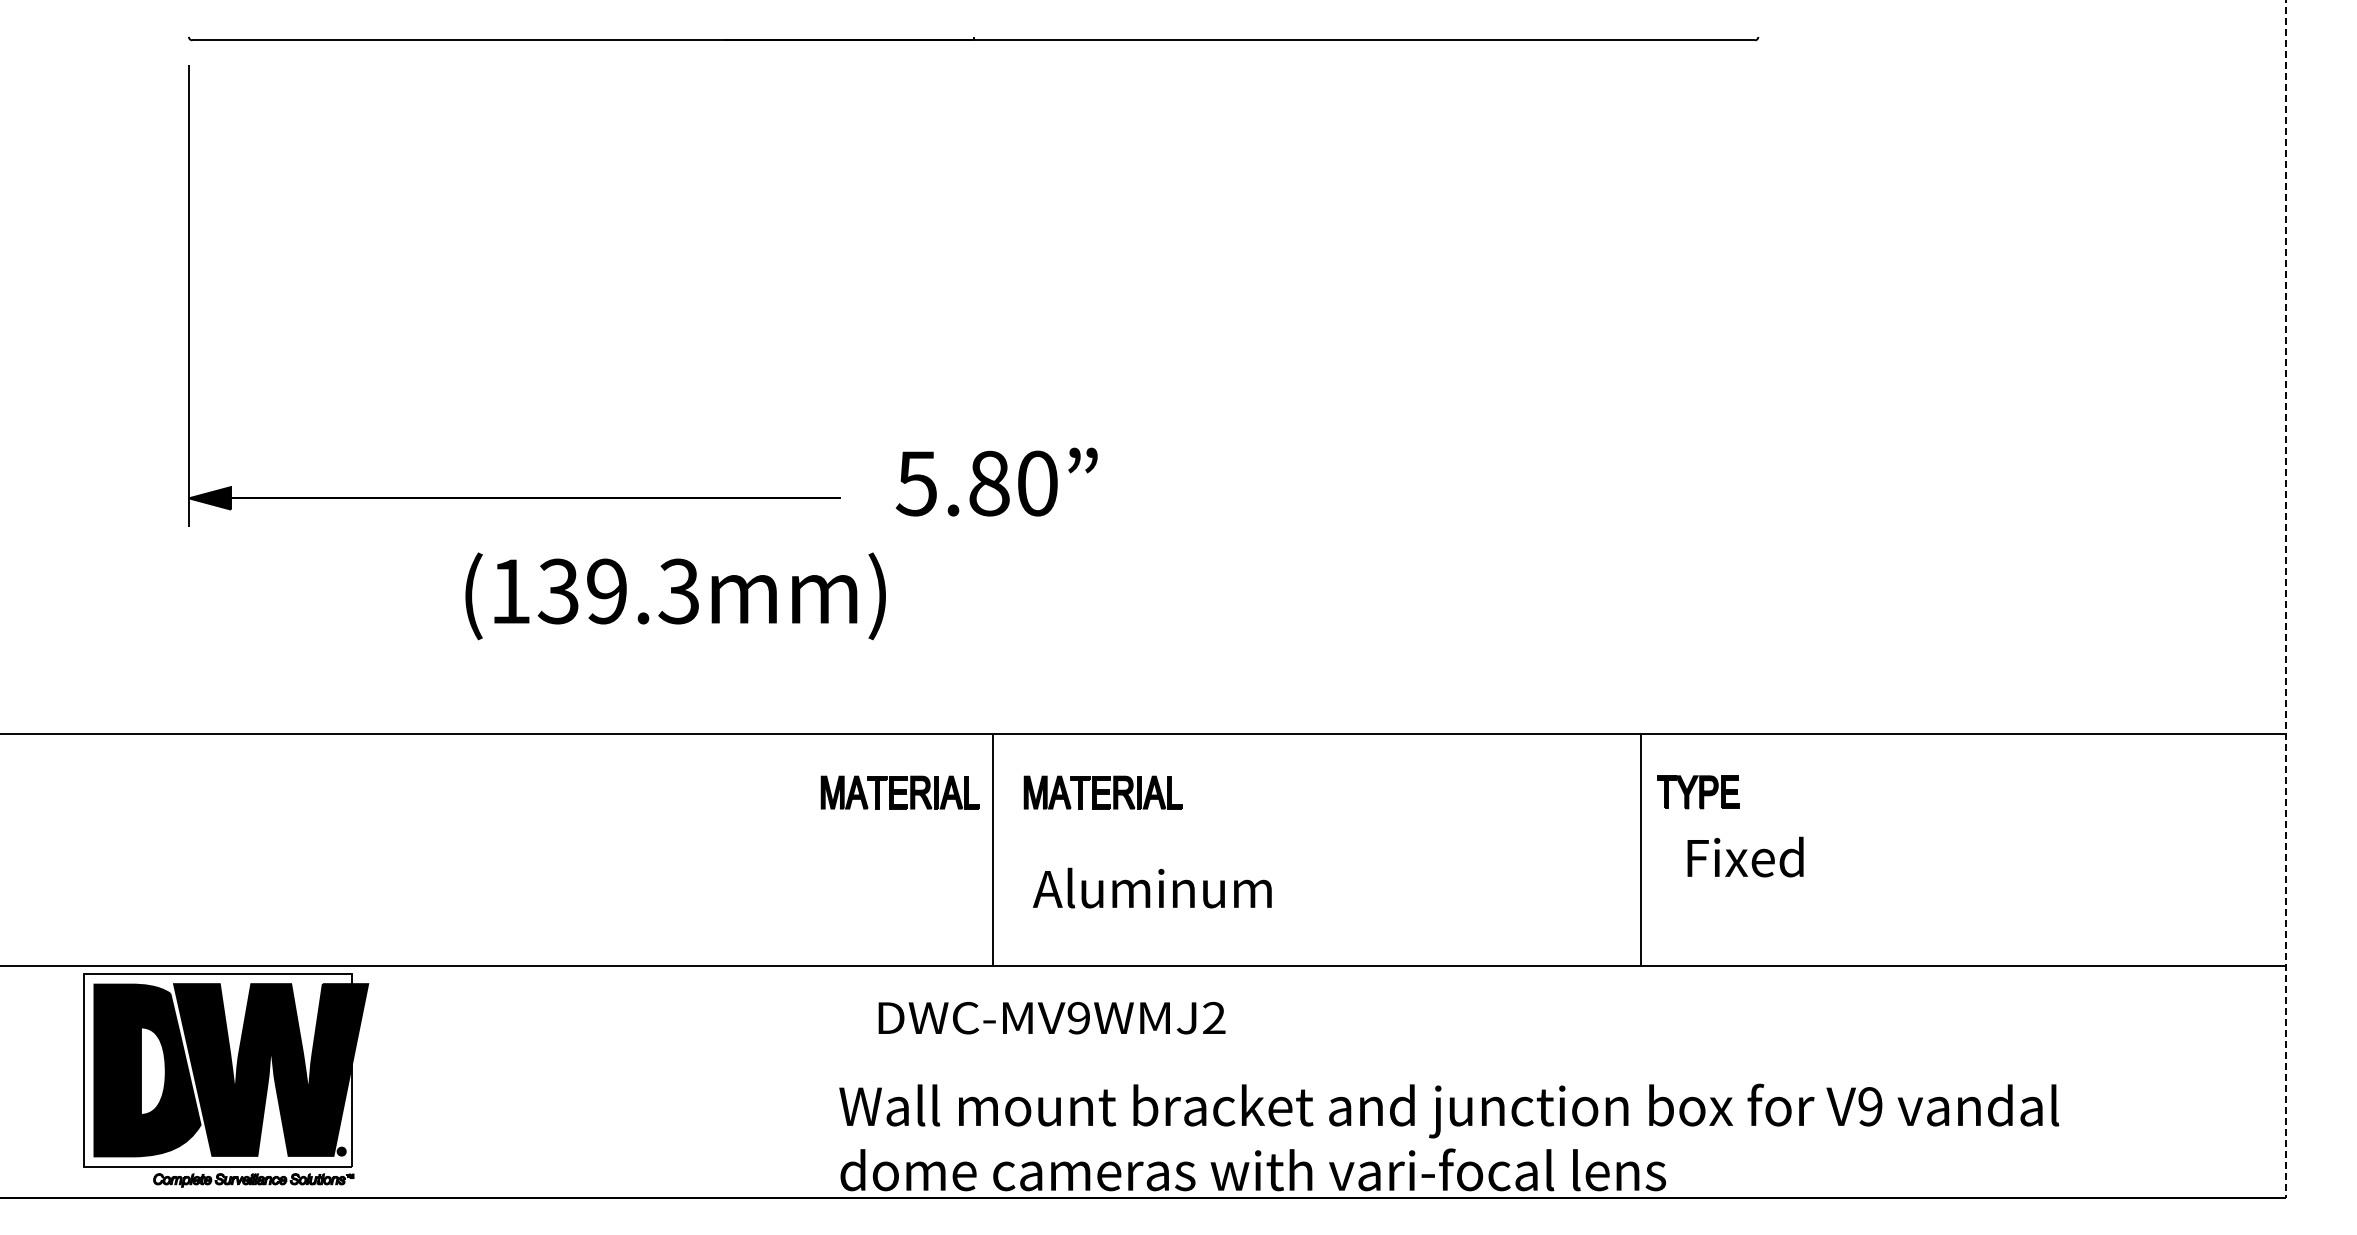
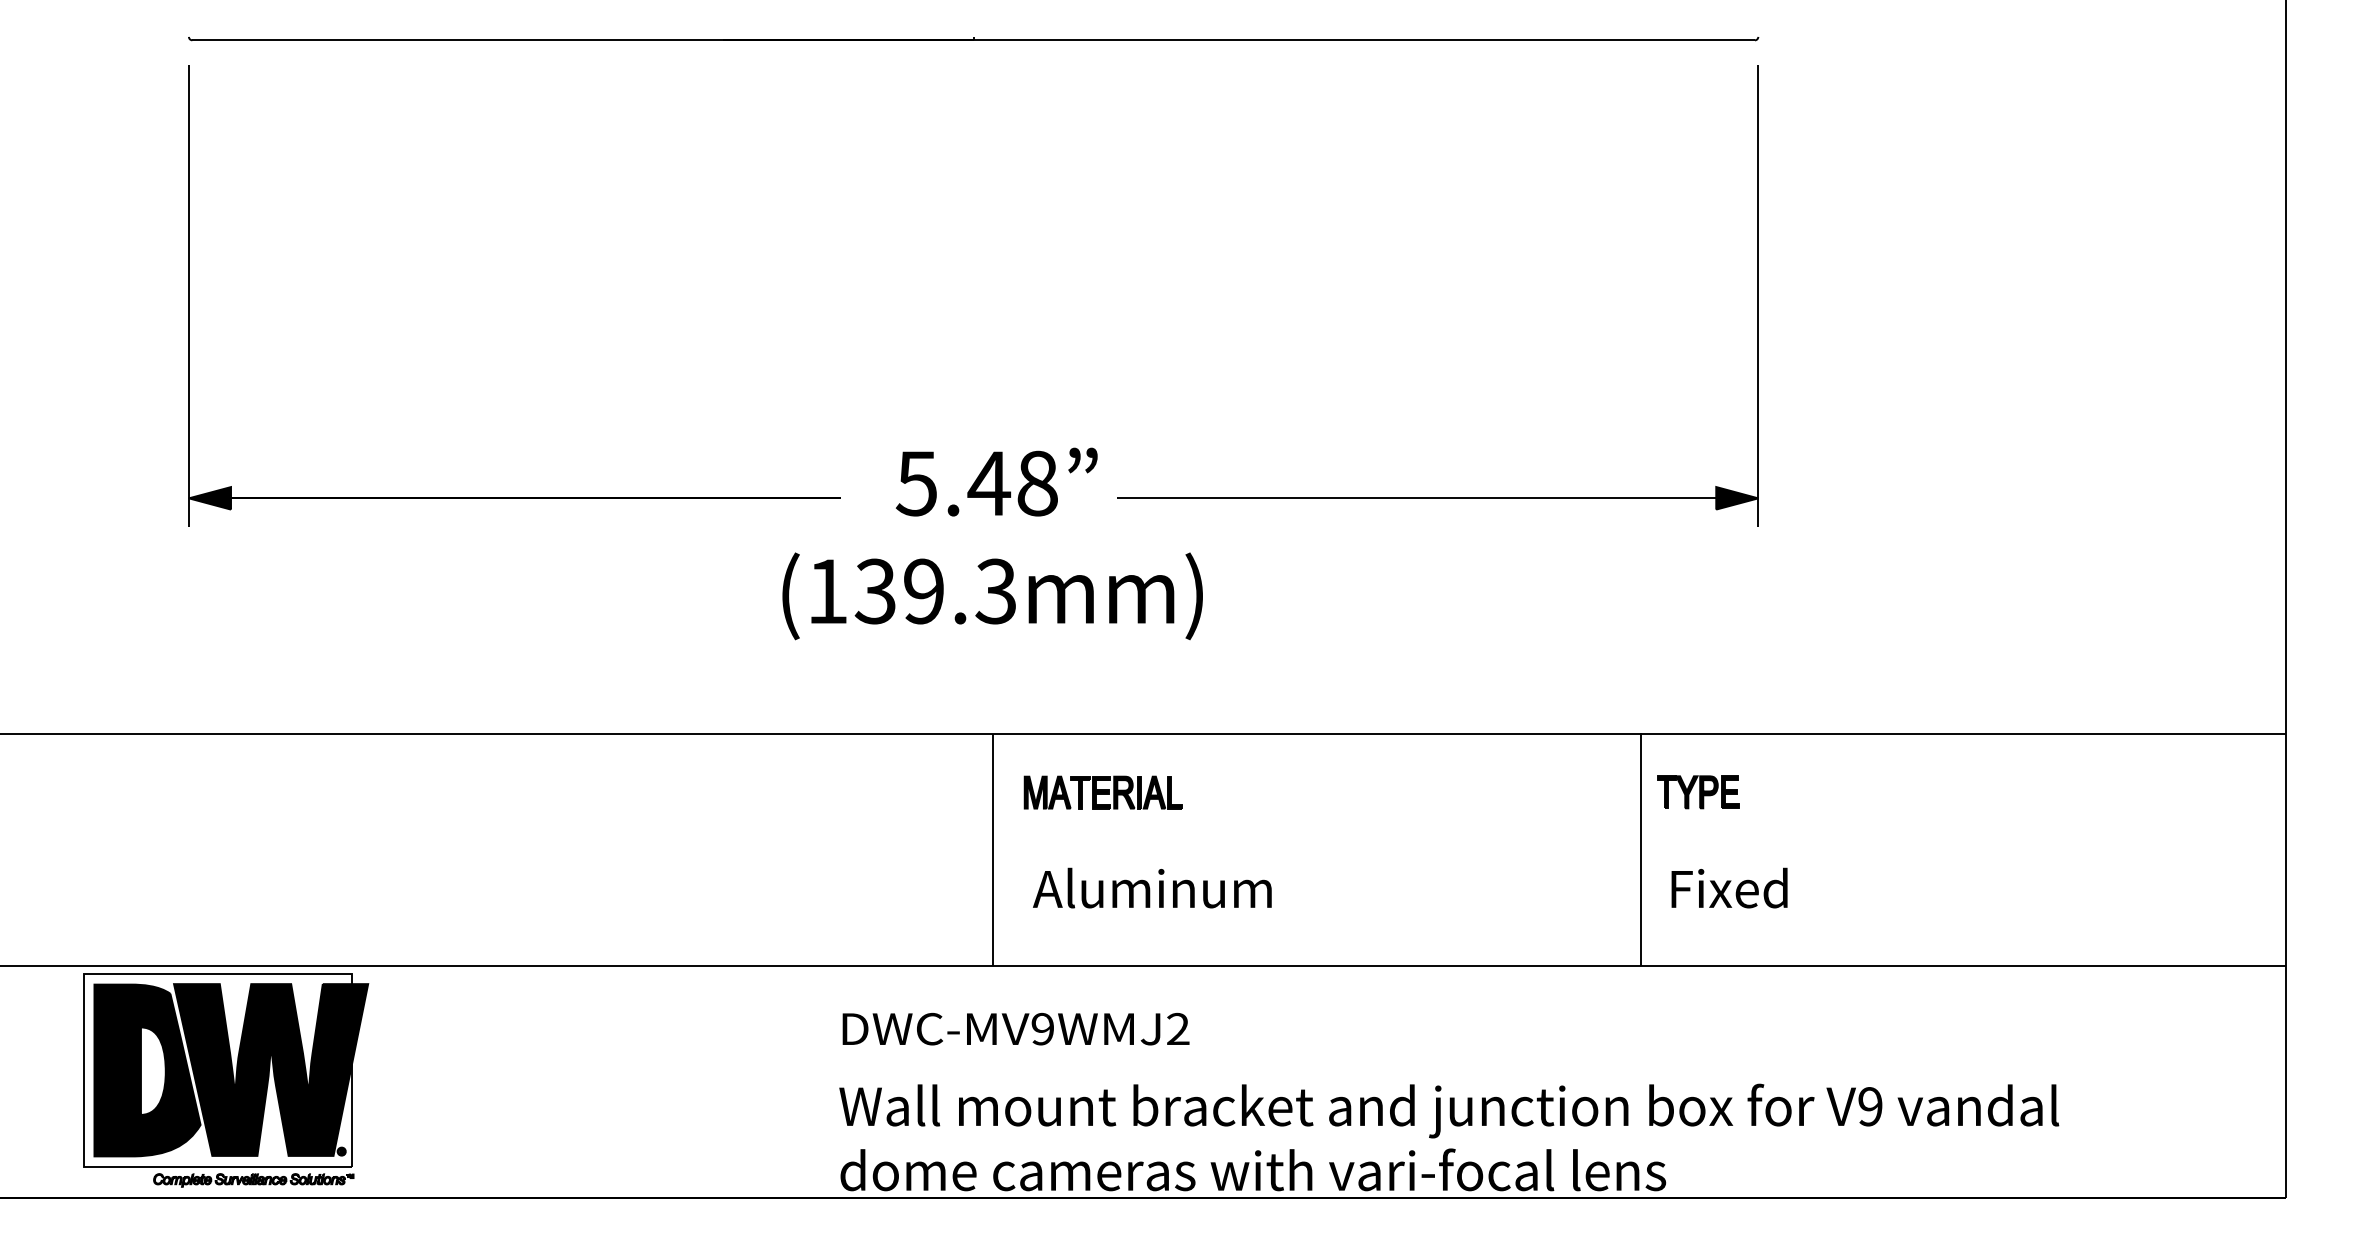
text: 5.80 -> 5.48 (1012, 483)
part: none -> present (1437, 497)
text position: (675, 596) -> (992, 596) (992, 596)
line: dashed -> solid (2286, 599)
part: present -> none (899, 792)
text position: (1745, 856) -> (1729, 887) (1729, 887)
text position: (1051, 1018) -> (1015, 1029) (1015, 1029)
